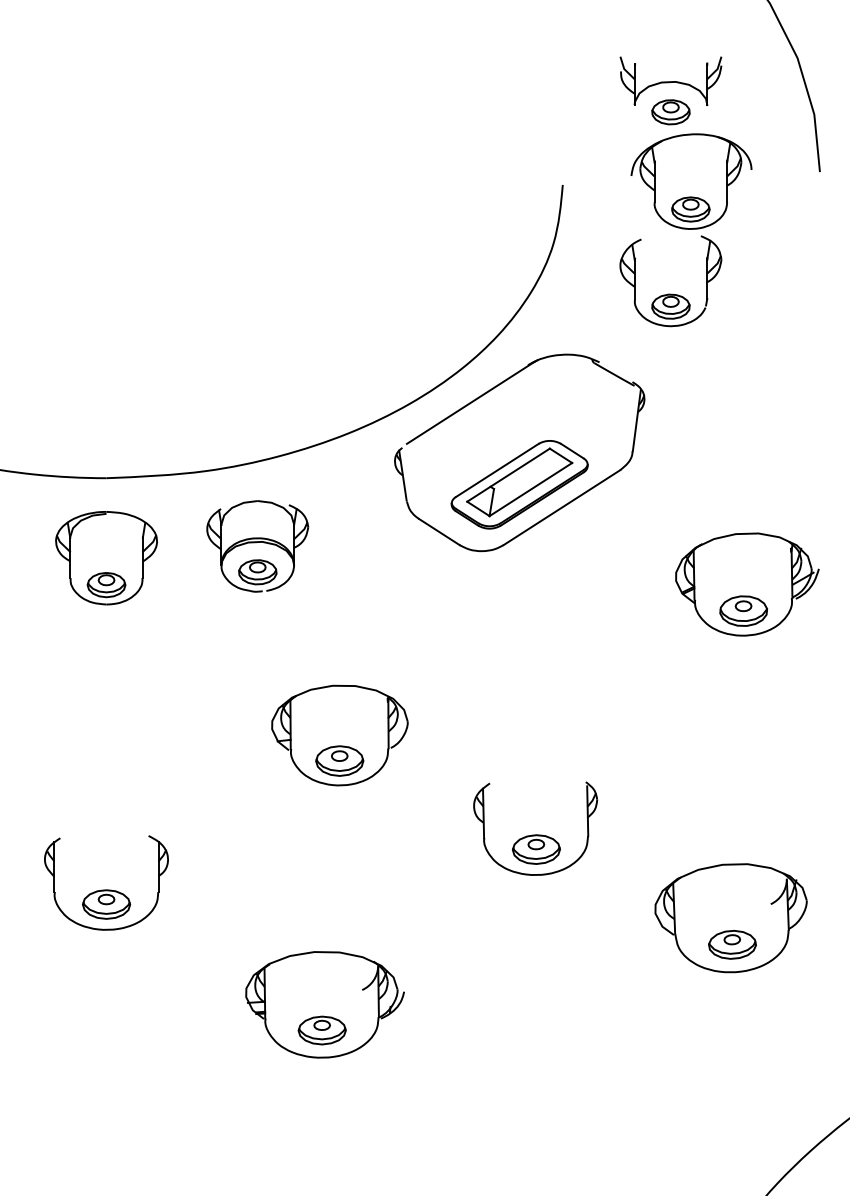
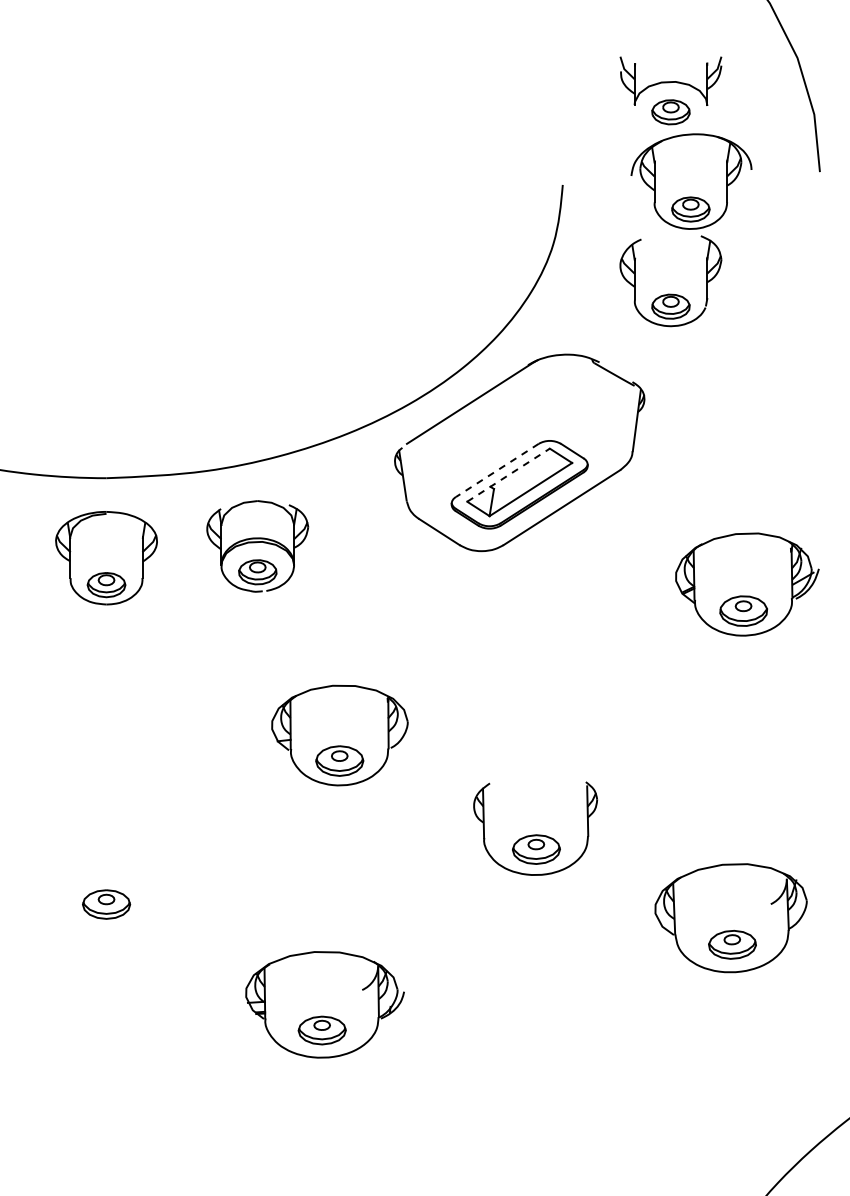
line: solid -> dashed (496, 470)
line: solid -> dashed (508, 474)
part: present -> none (106, 928)
